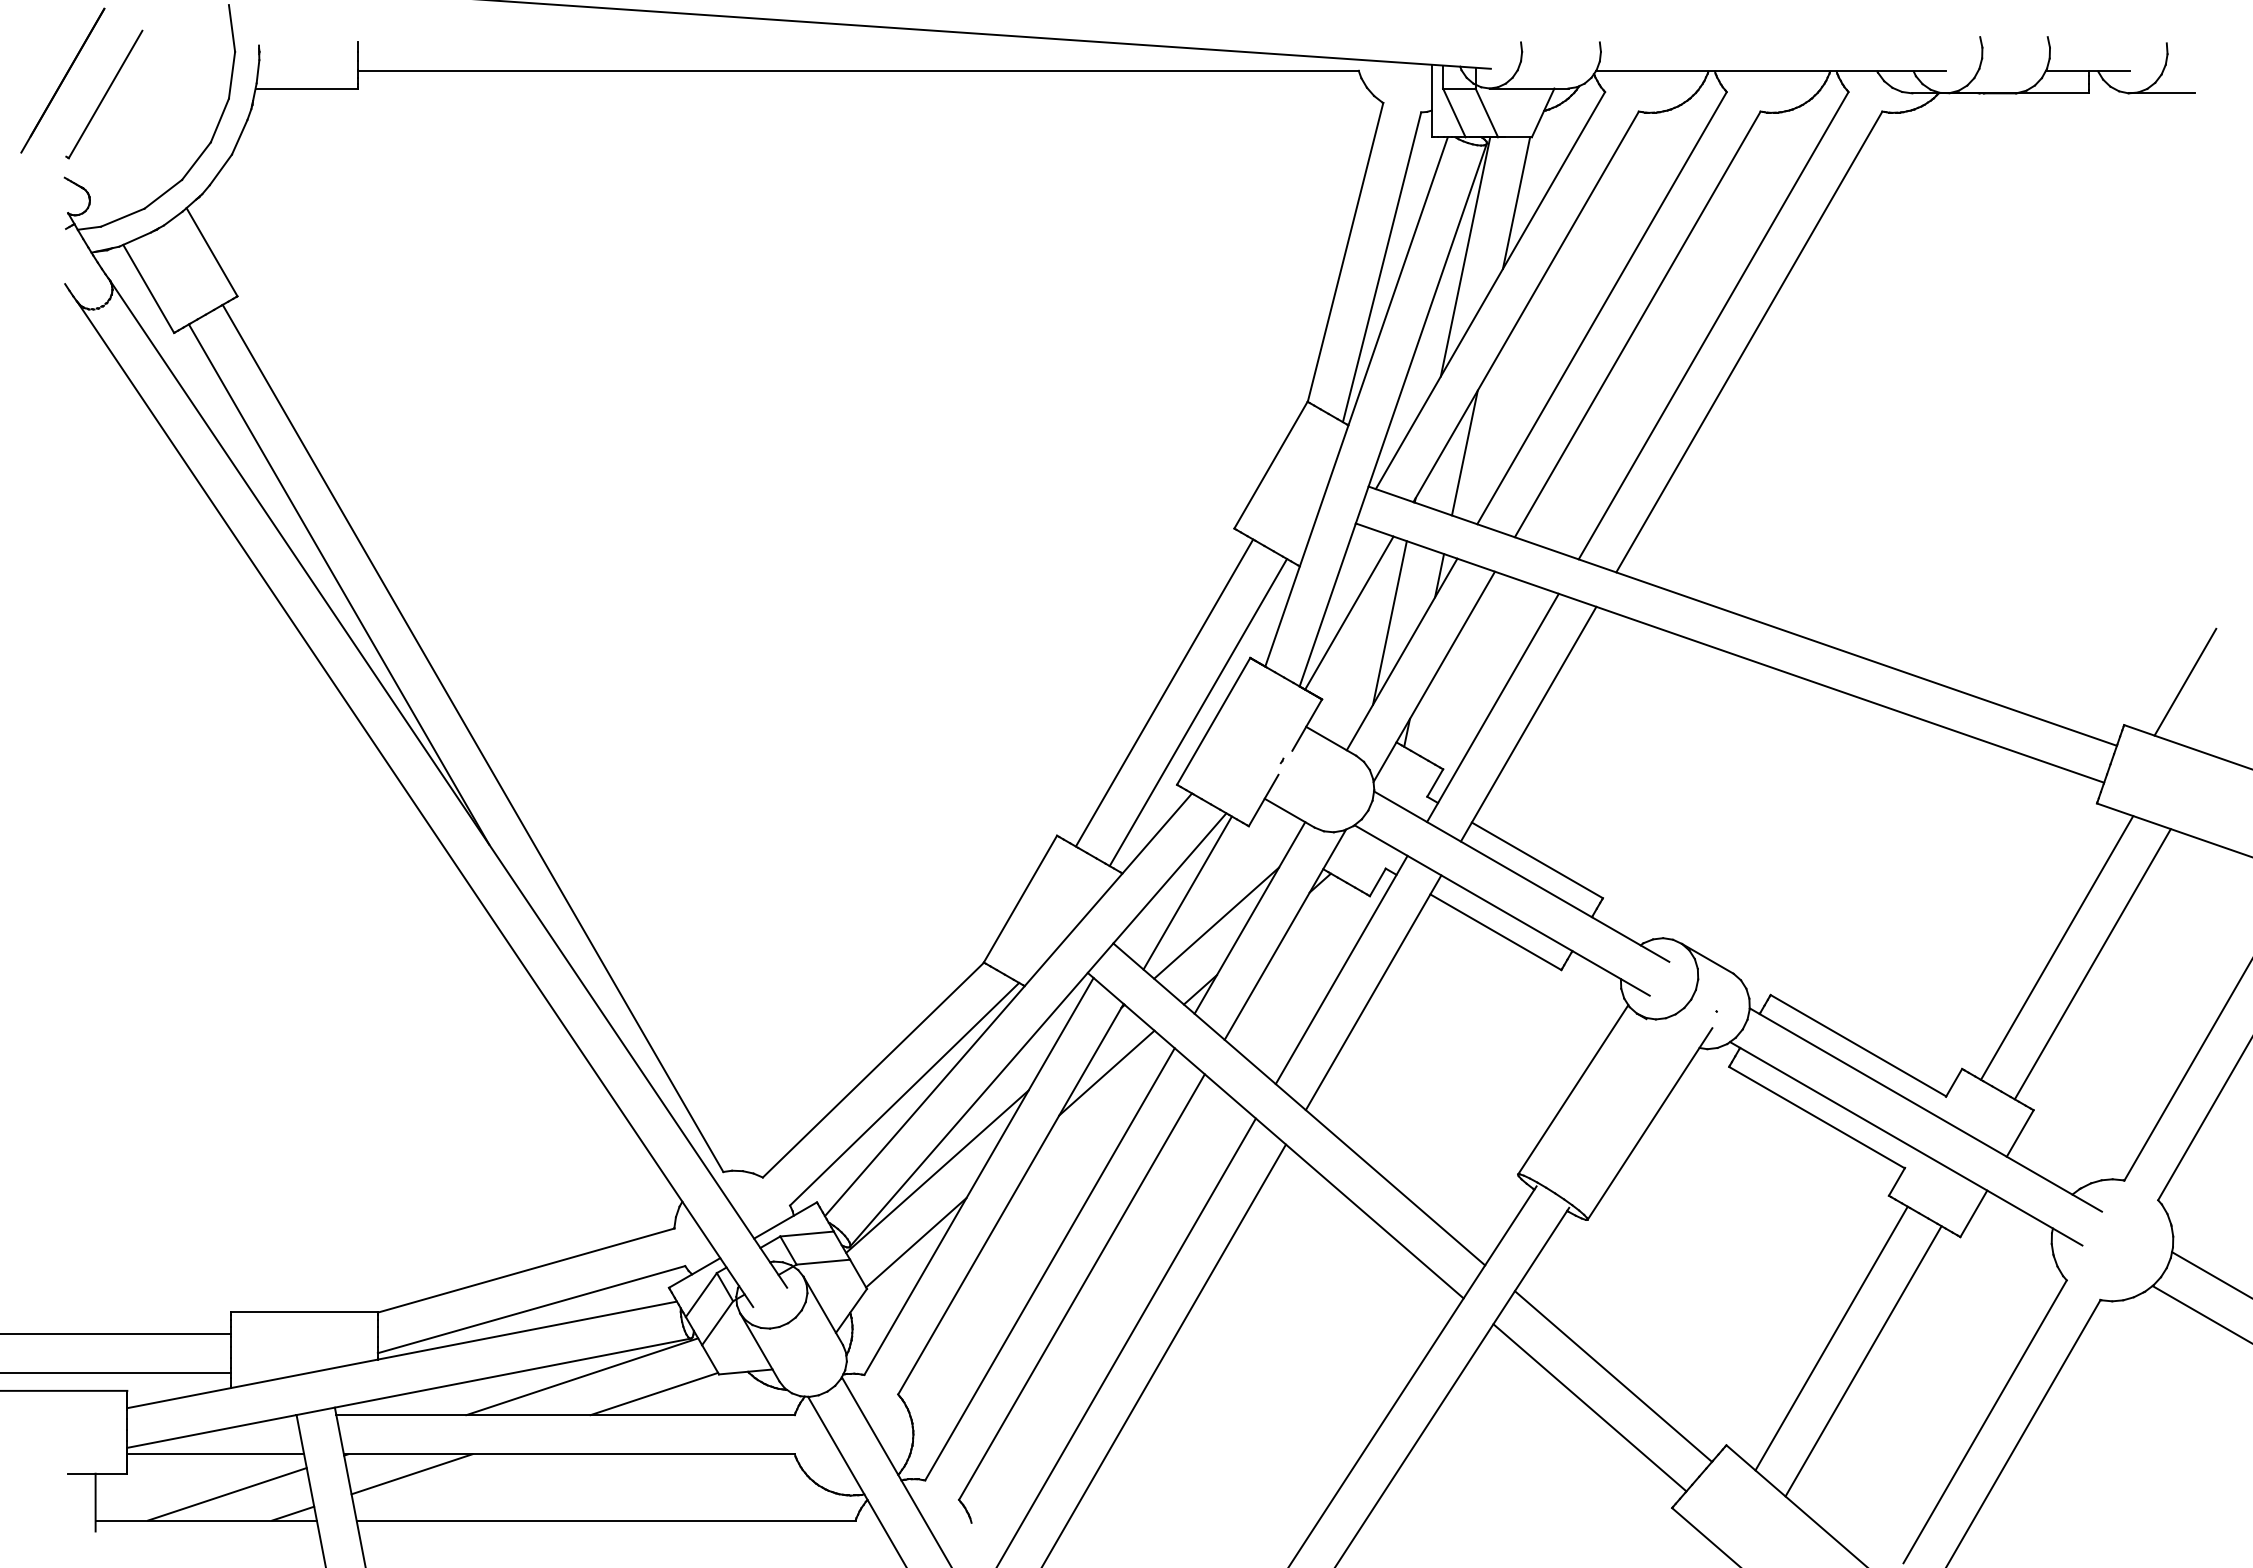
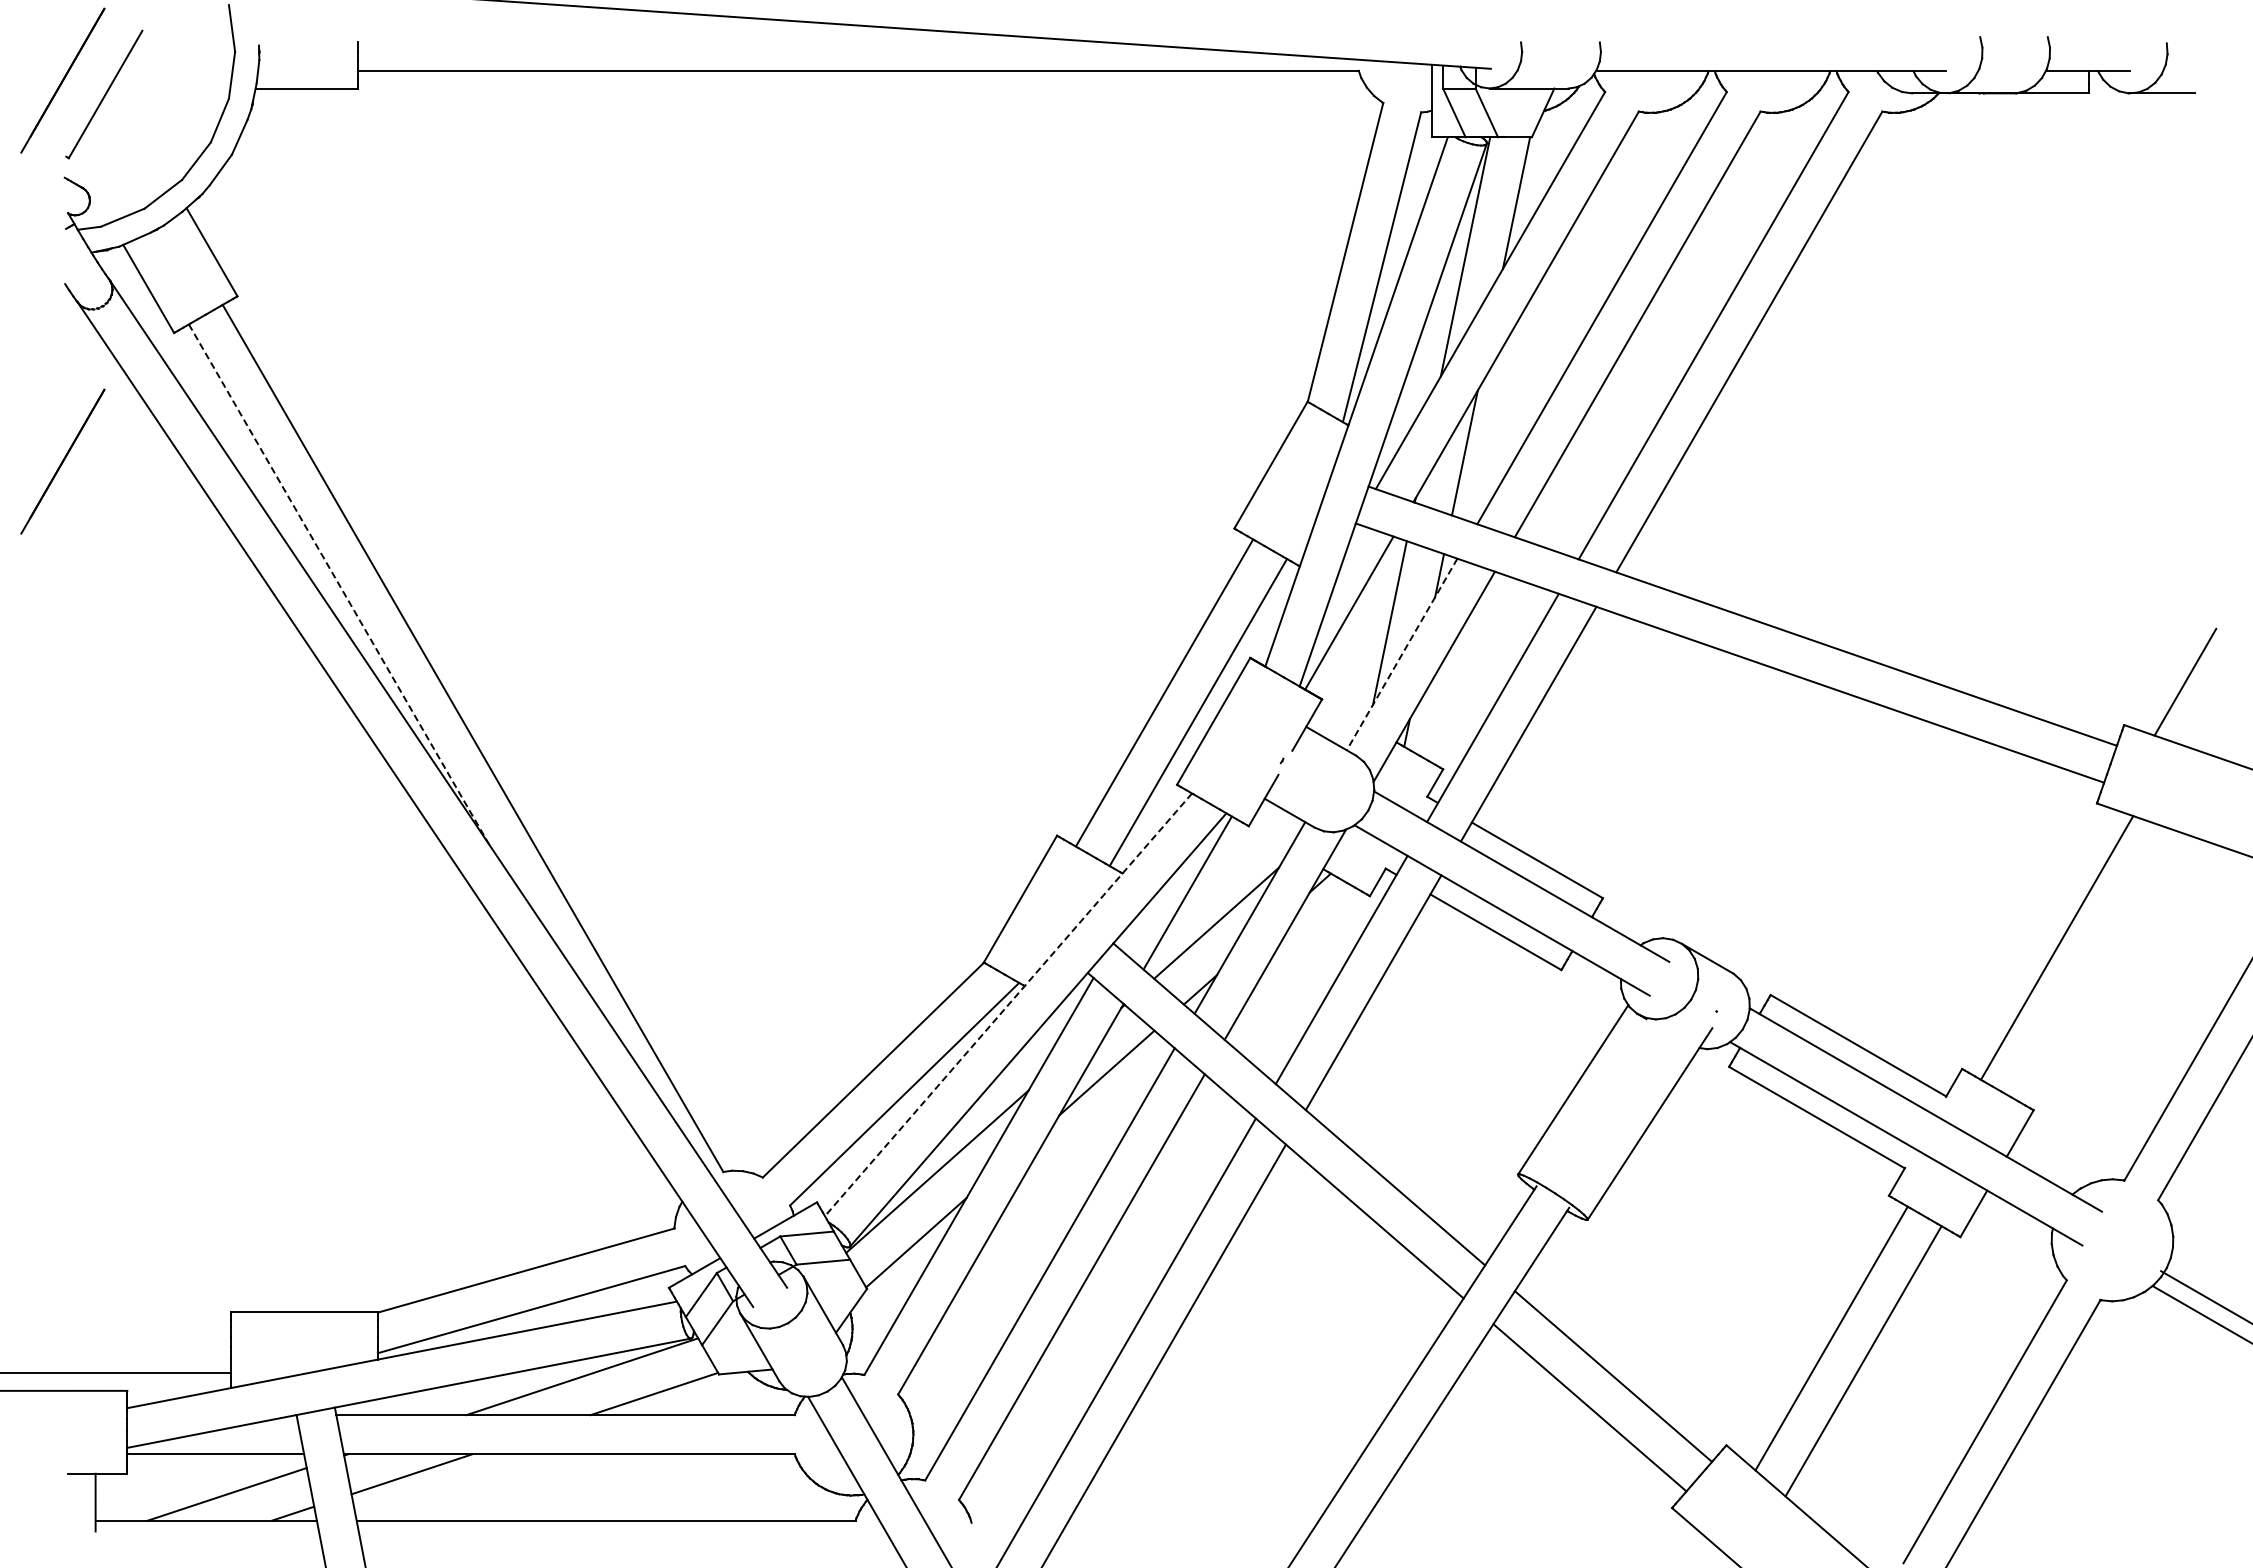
line: none -> present (62, 461)
line: solid -> dashed (339, 585)
line: solid -> dashed (1402, 654)
line: present -> none (2092, 964)
line: solid -> dashed (1008, 1004)
line position: (2210, 1274) -> (2205, 1296) (2205, 1296)
line: present -> none (116, 1334)
